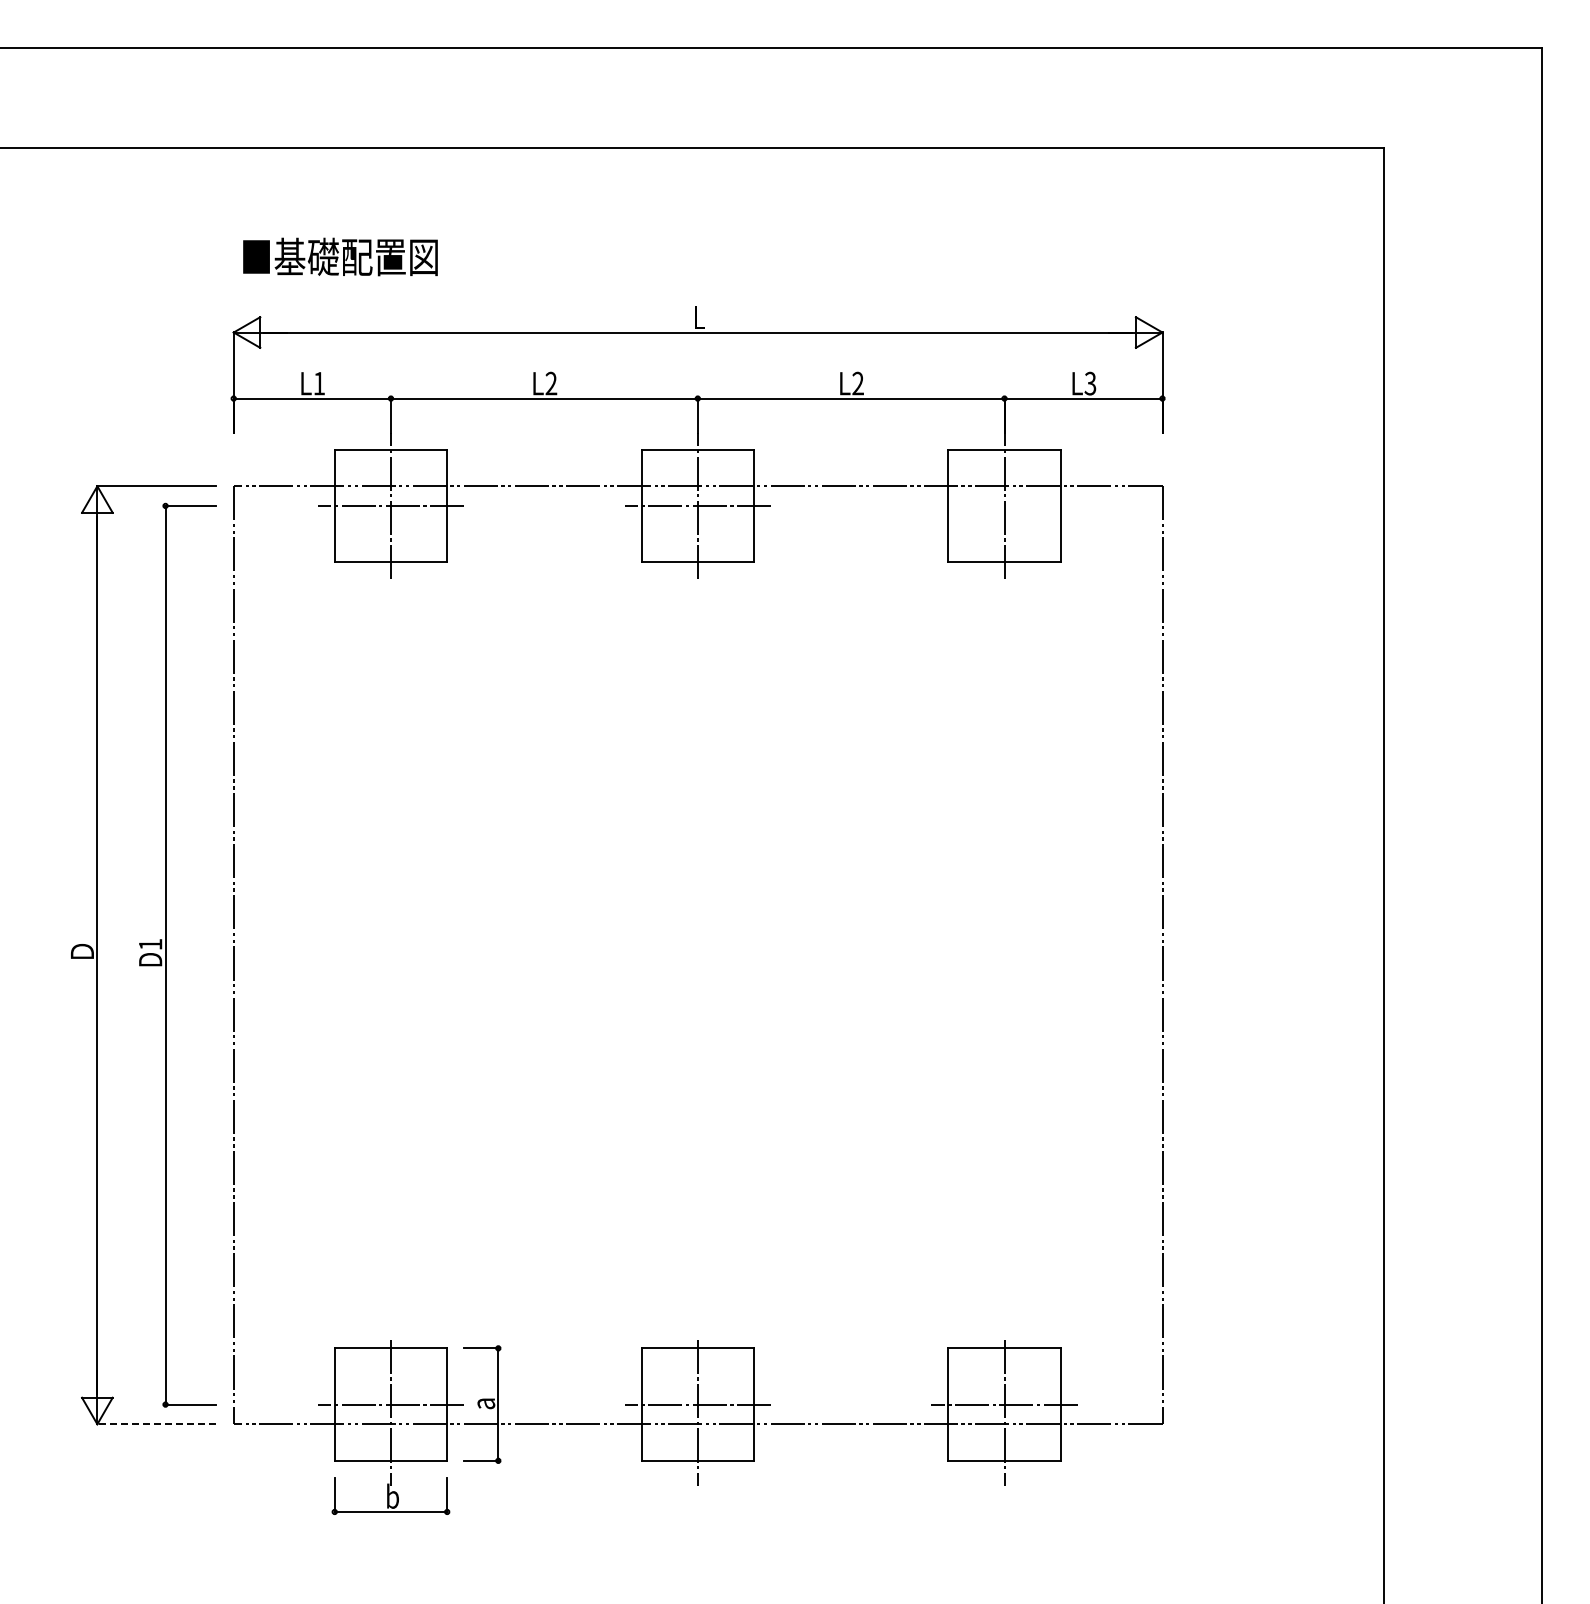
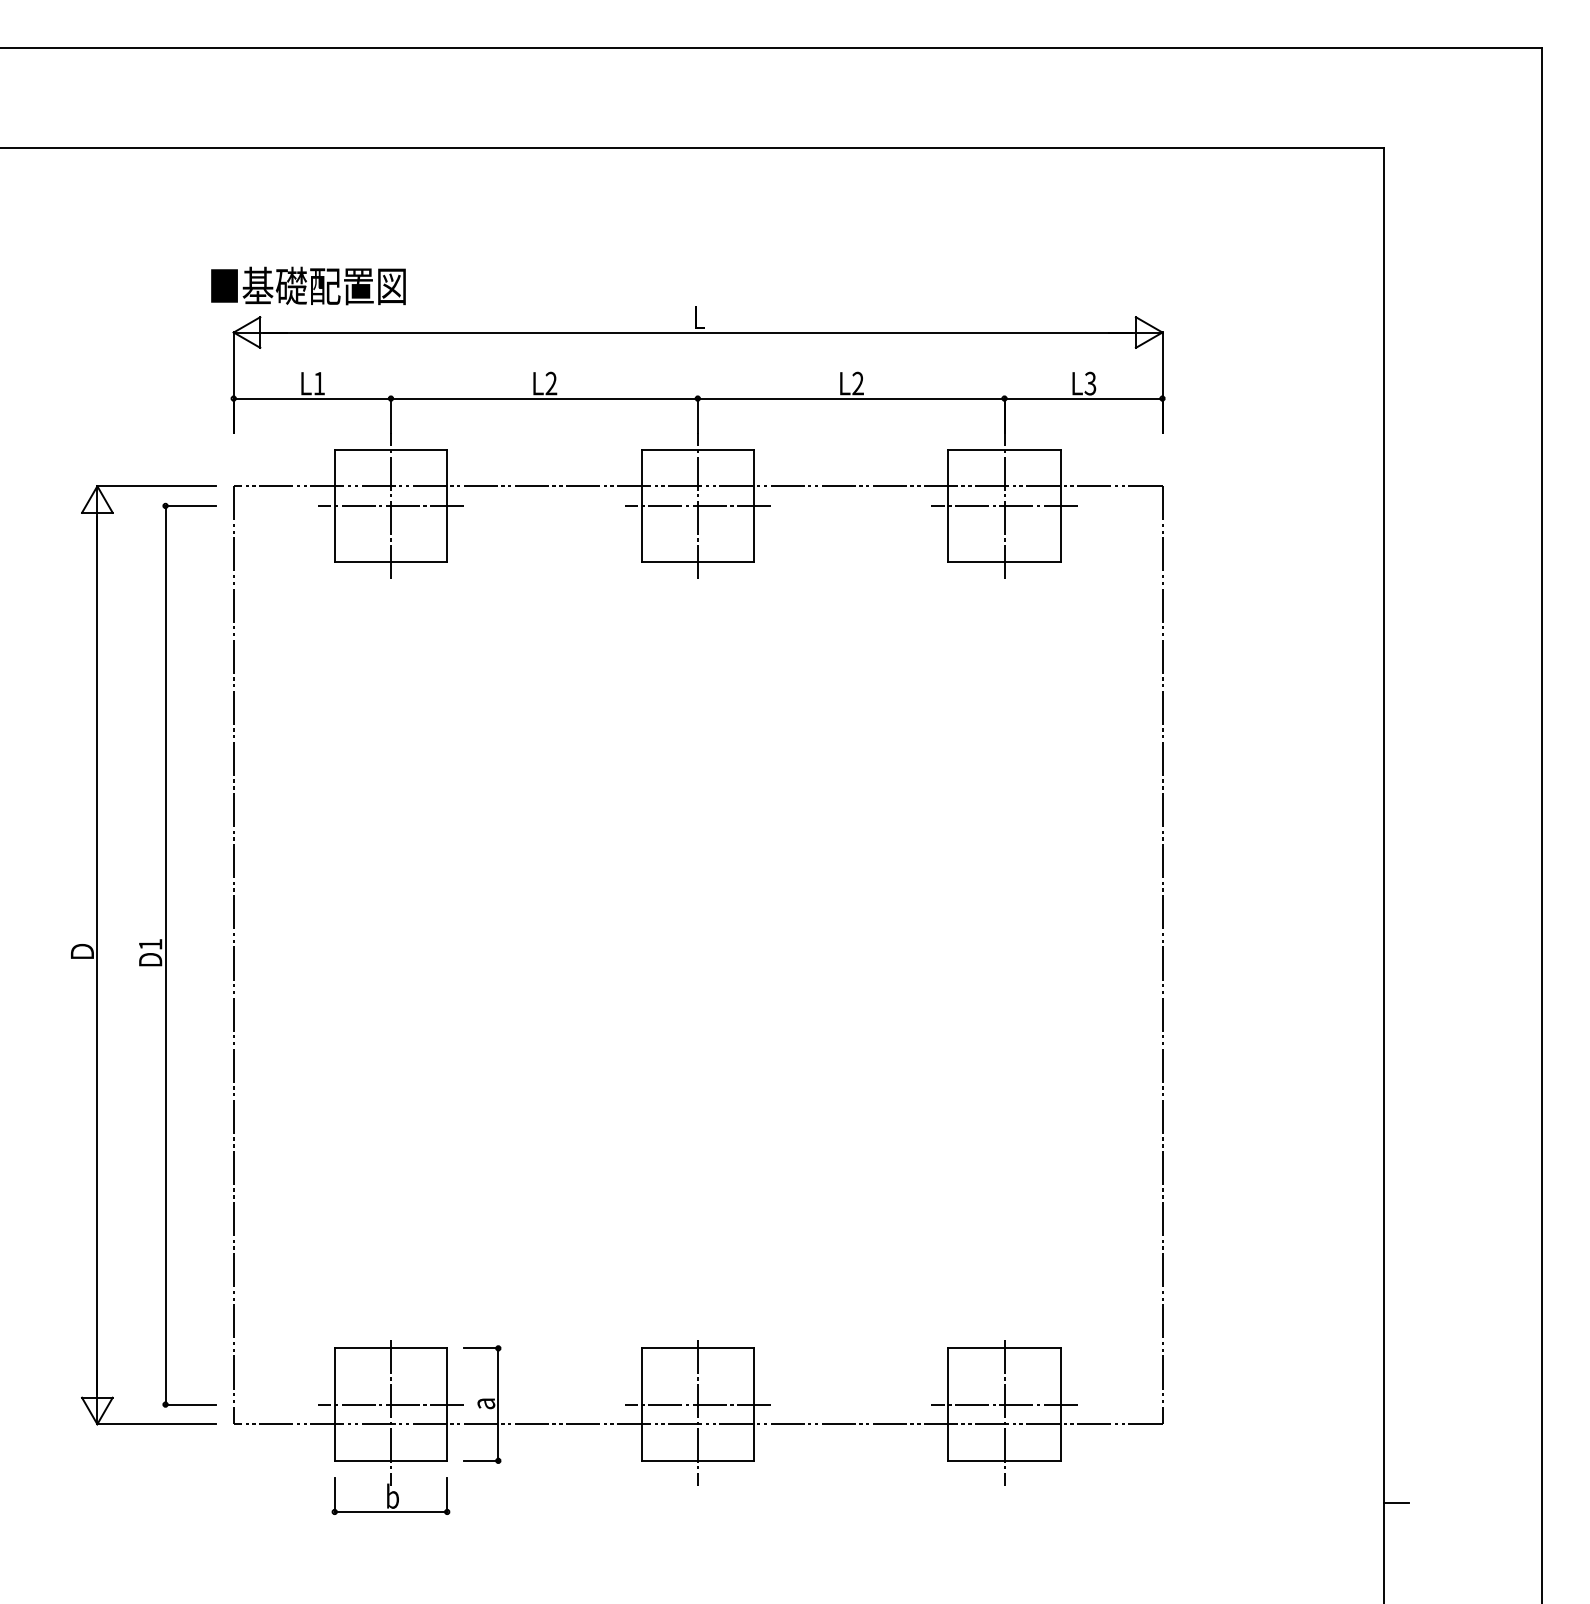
text position: (340, 256) -> (308, 285) (308, 285)
line: none -> present (1004, 505)
line: dashed -> solid (156, 1424)
line: none -> present (1396, 1502)
